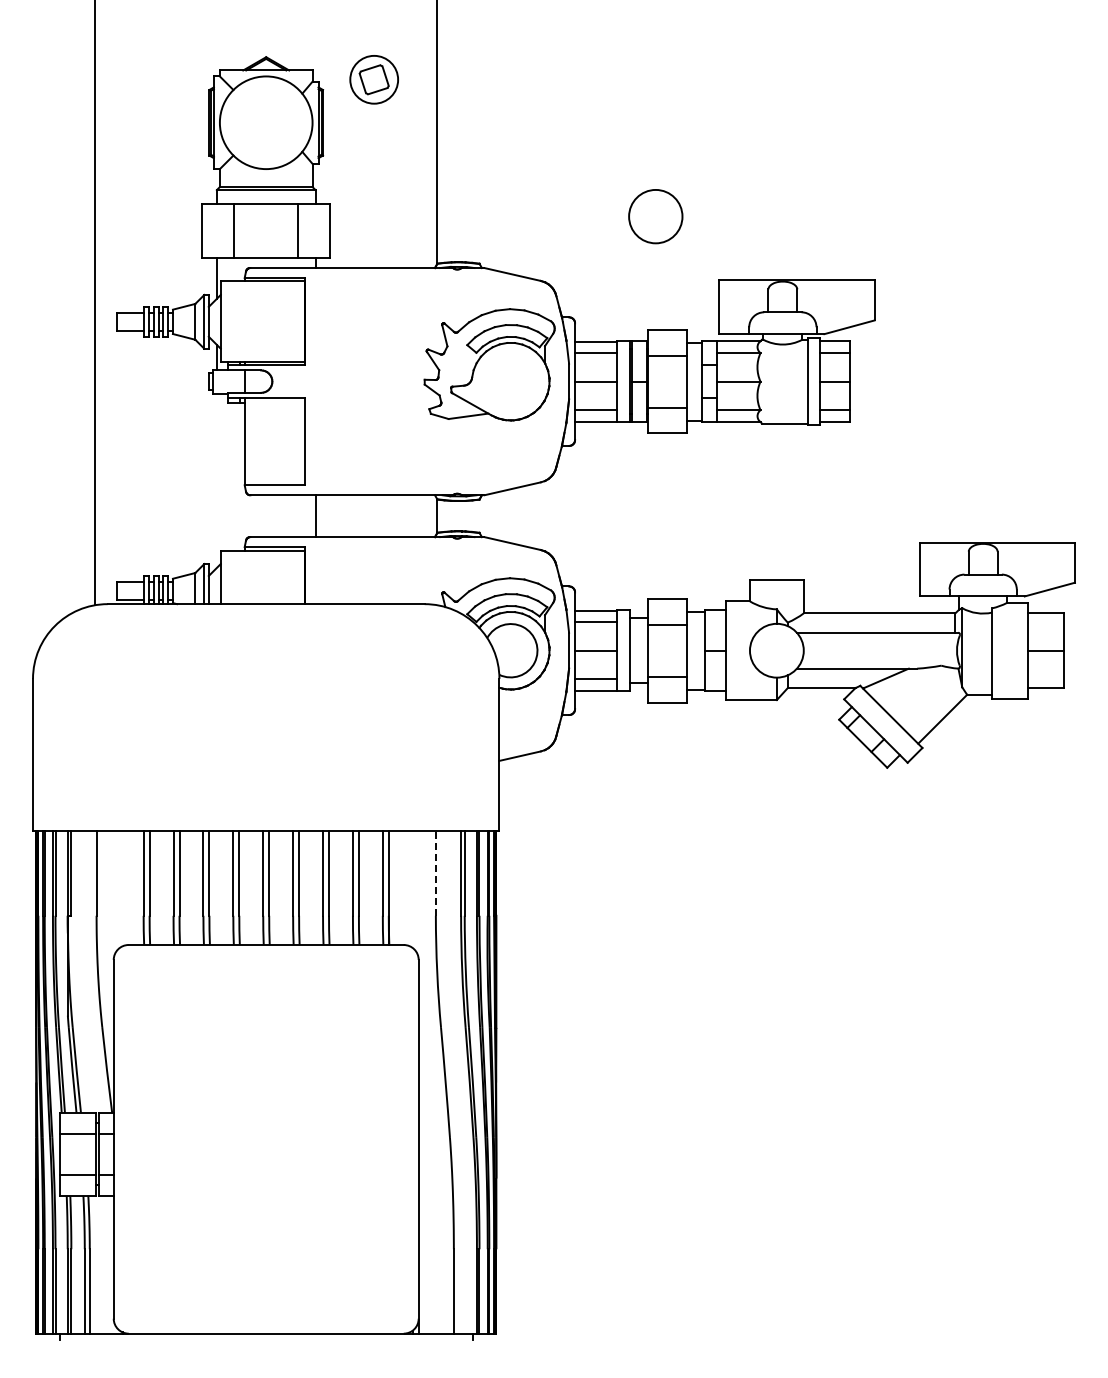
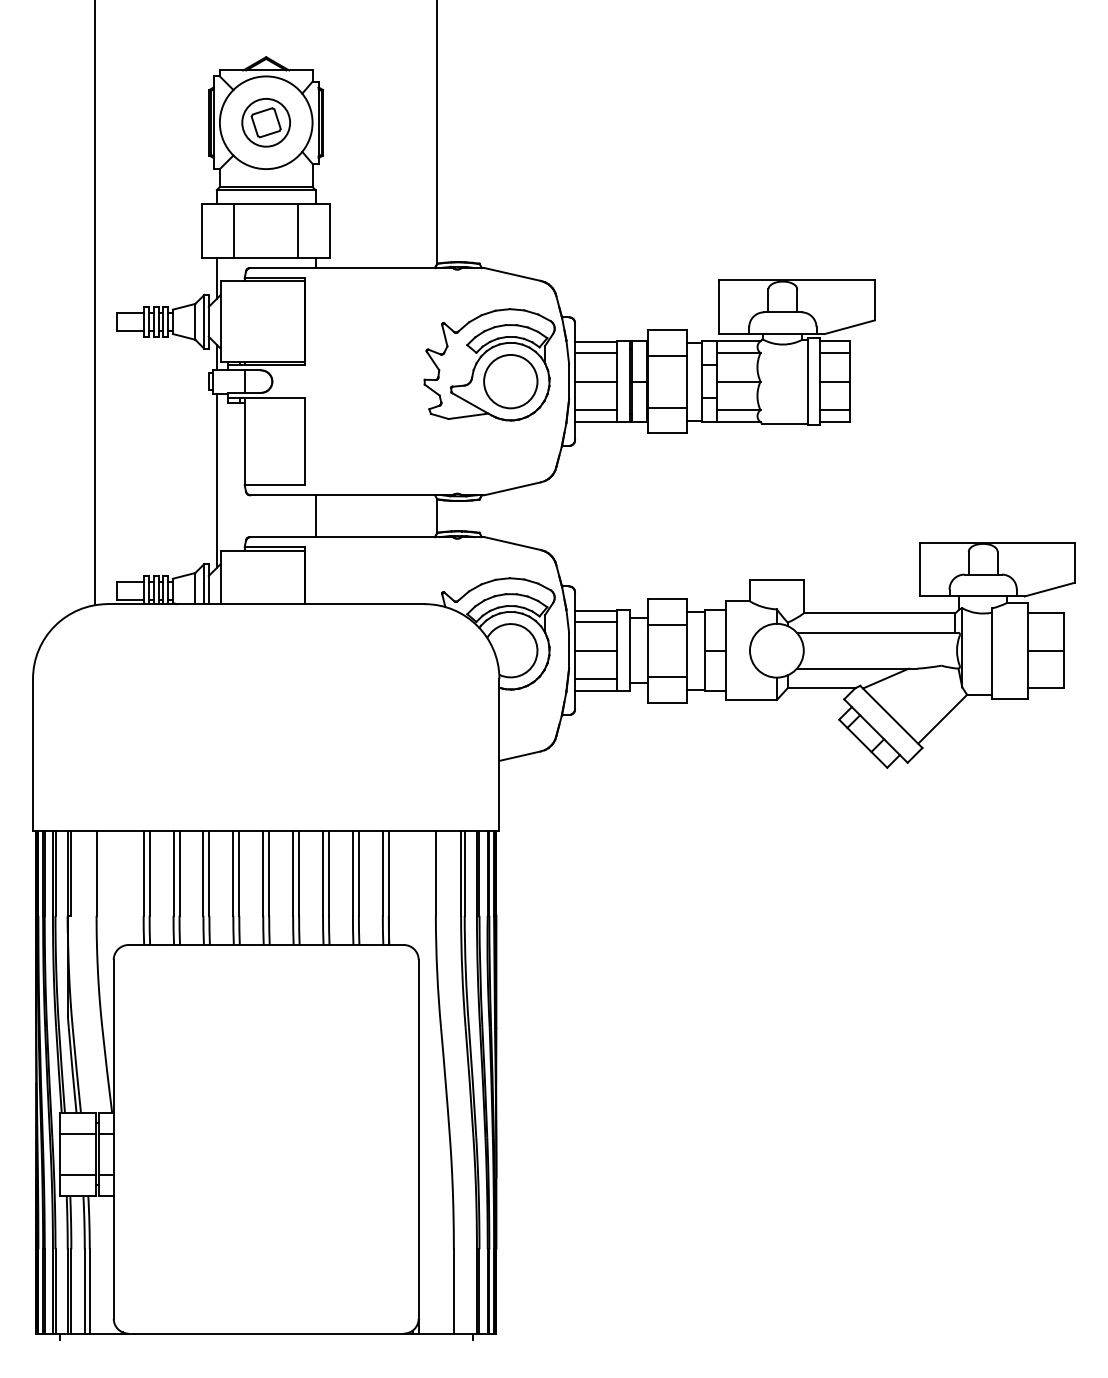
part position: (373, 79) -> (265, 122) (265, 122)
circle position: (655, 216) -> (510, 381) (510, 381)
line: none -> present (216, 480)
line: dashed -> solid (435, 873)
